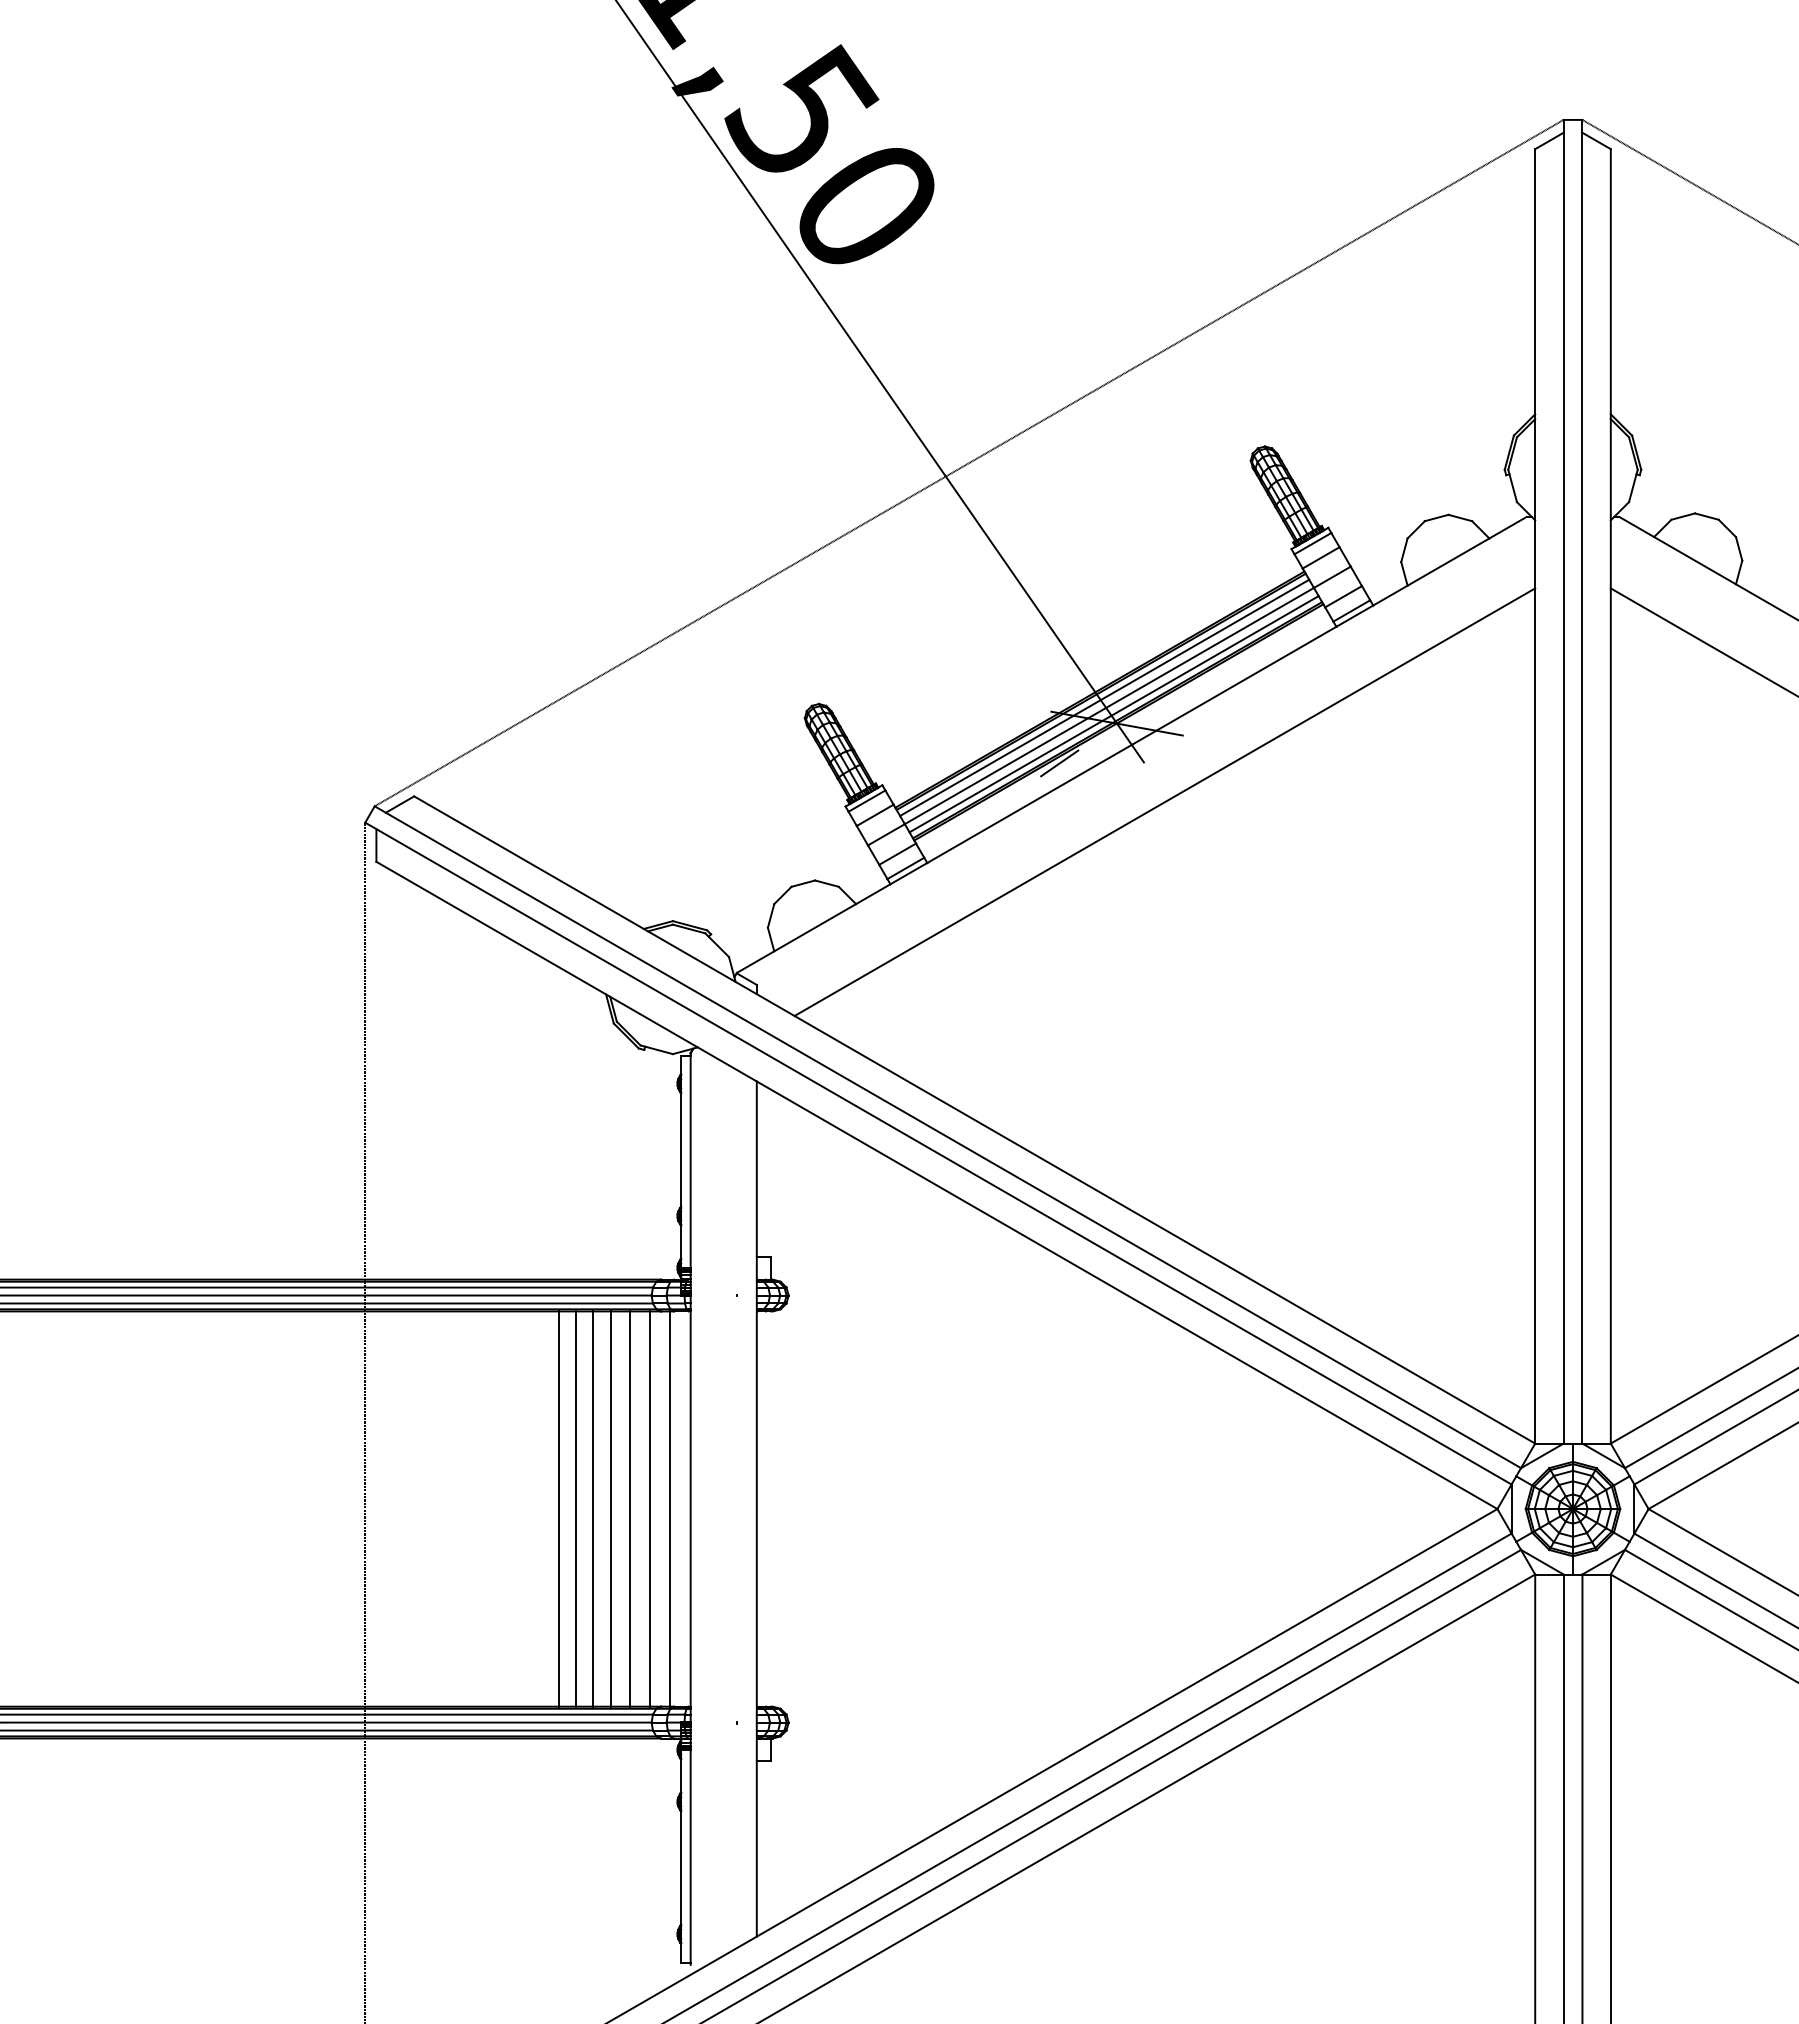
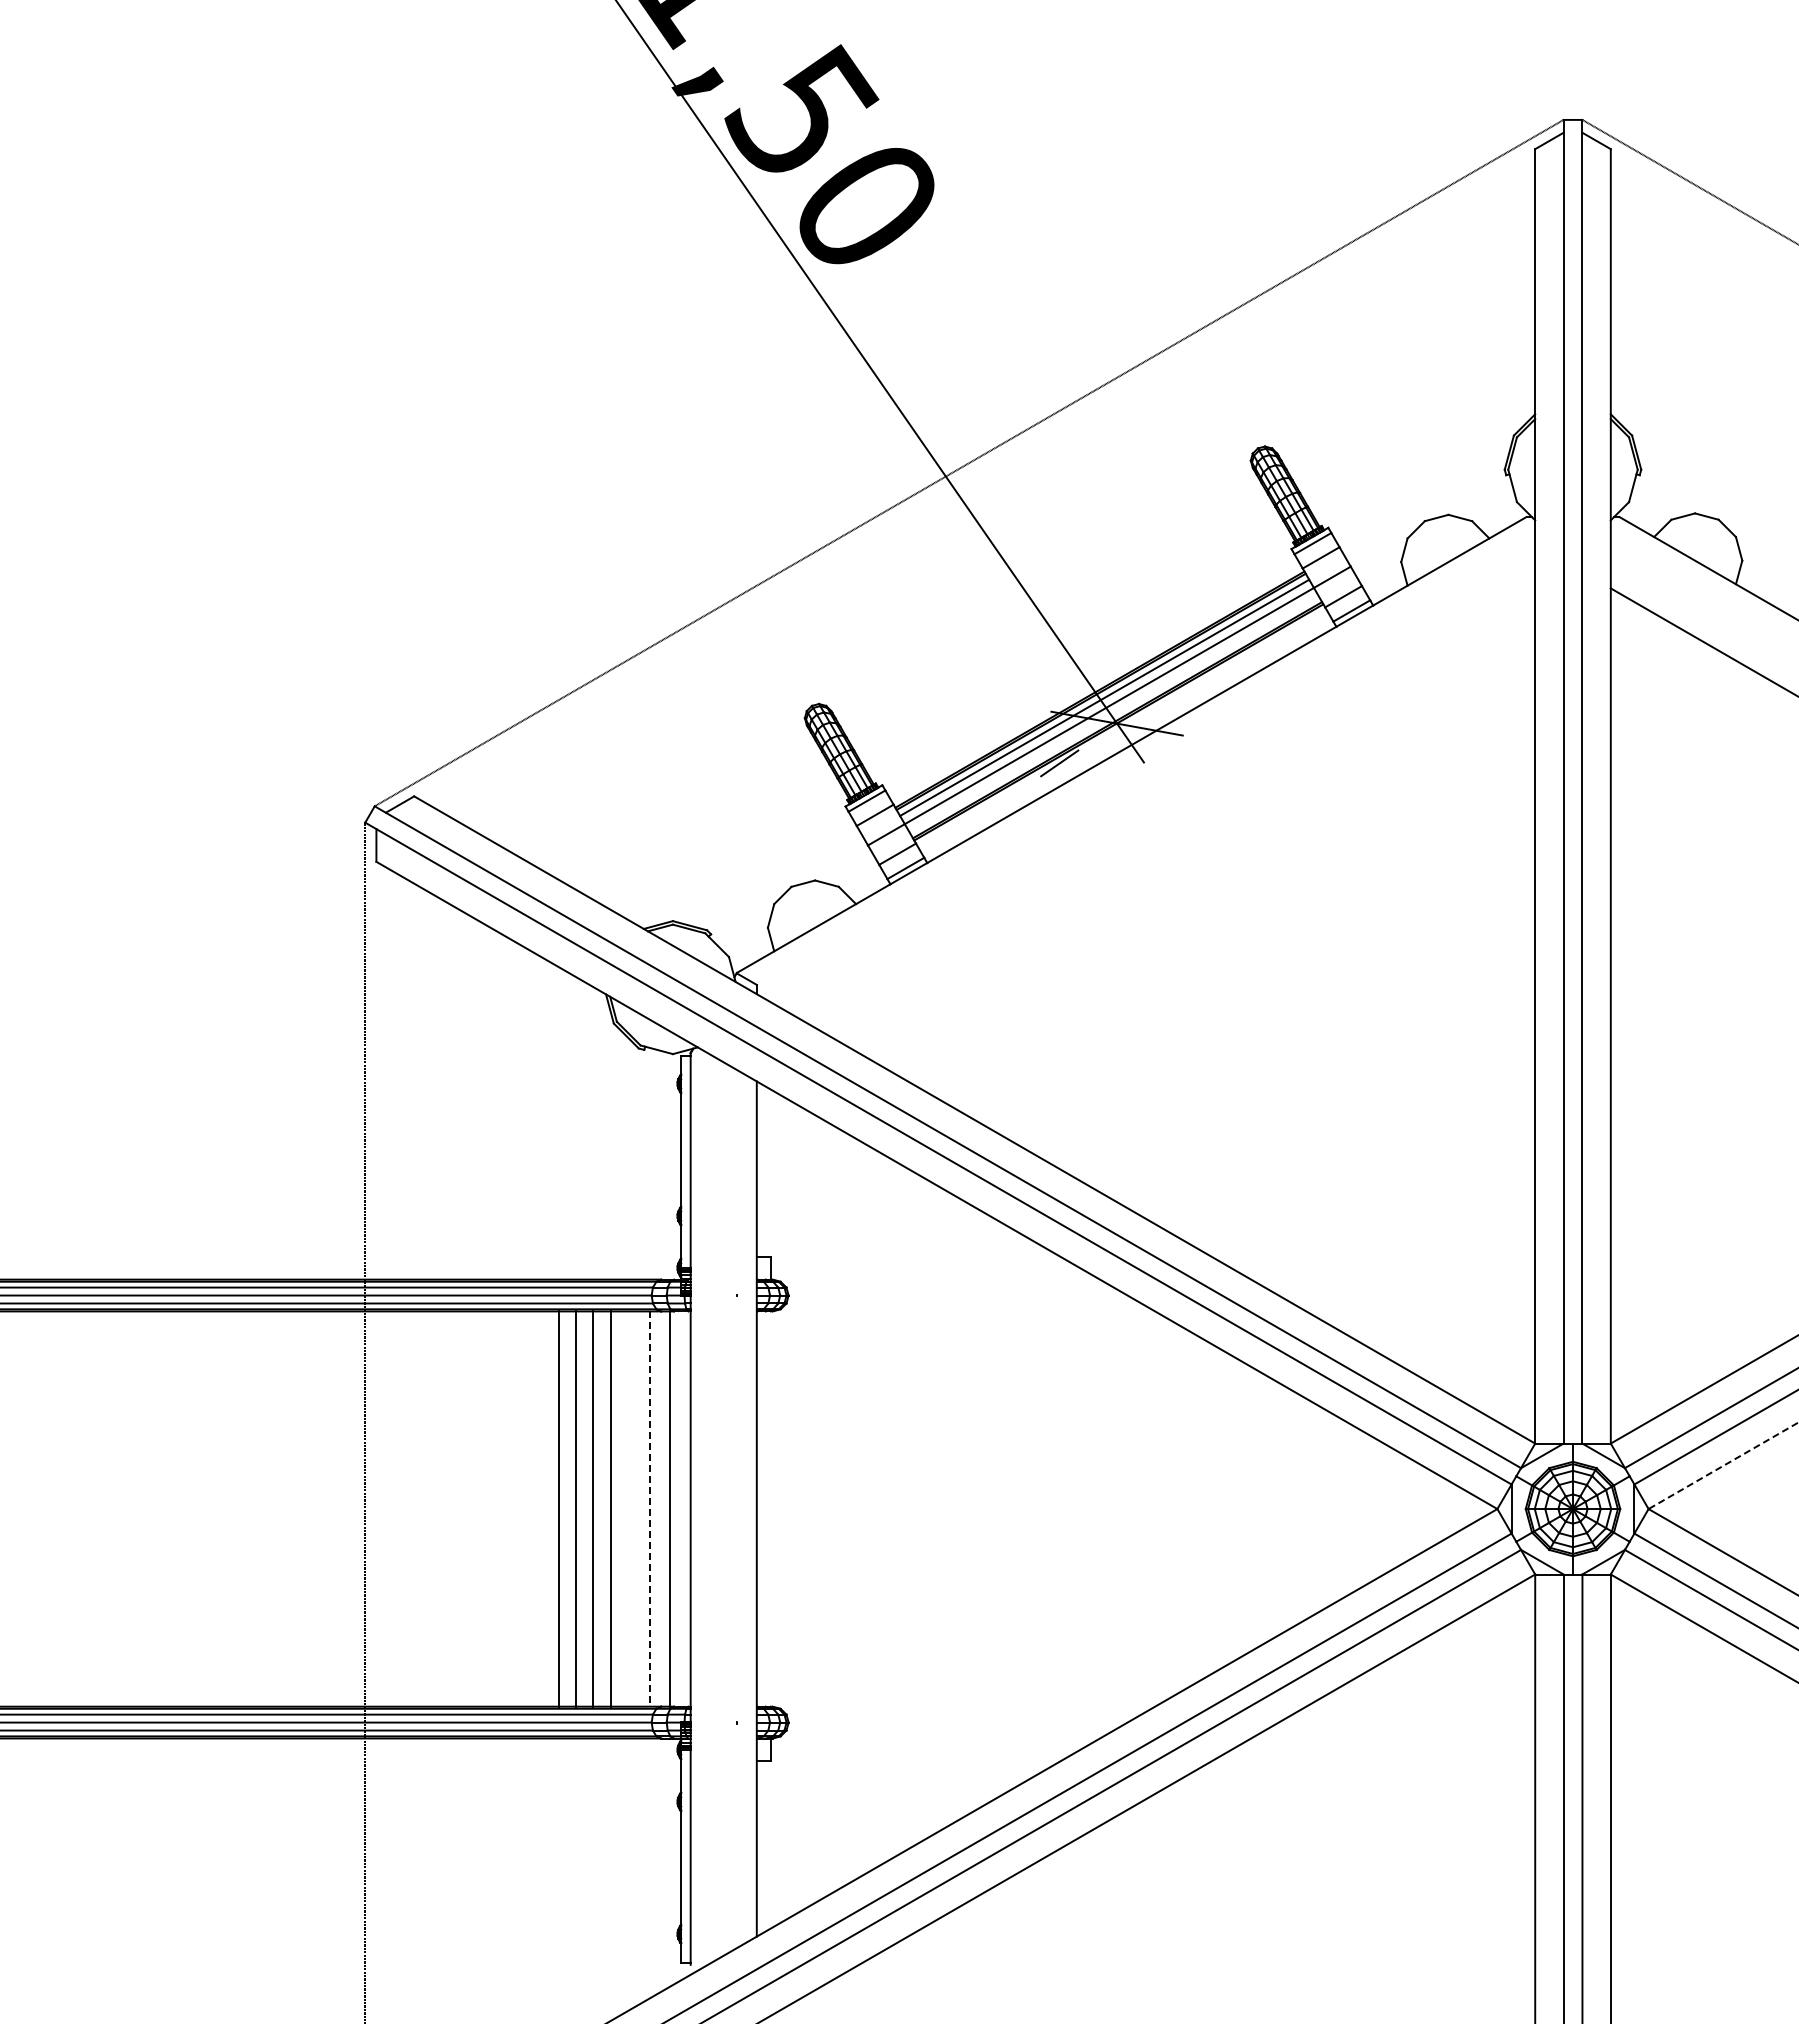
line: present -> none (1113, 714)
line: present -> none (1164, 801)
line: solid -> dashed (1723, 1466)
line: present -> none (630, 1508)
line: solid -> dashed (650, 1509)
